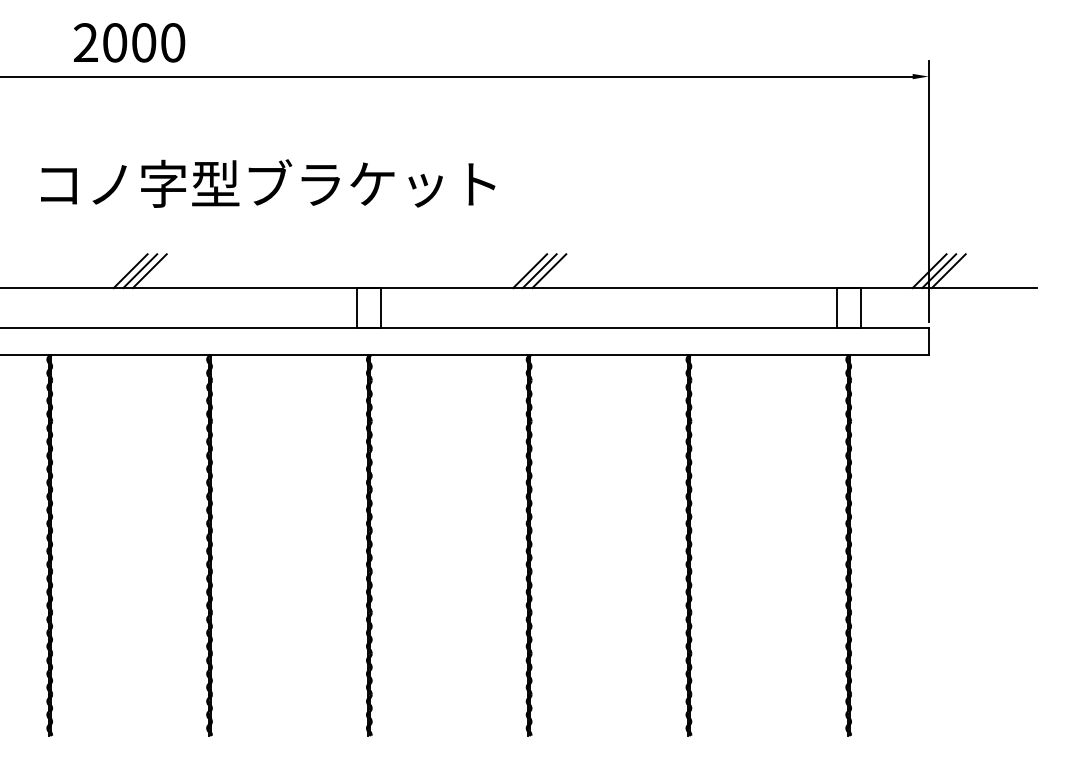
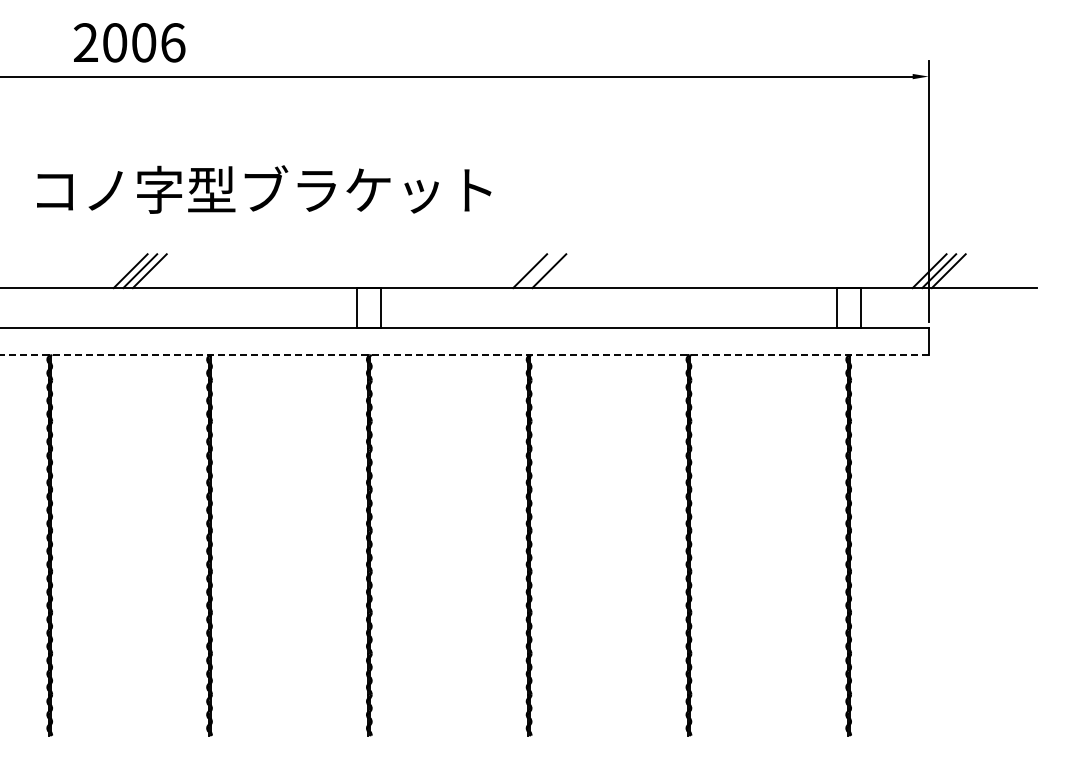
text: 2000 -> 2006 (173, 42)
text position: (268, 183) -> (264, 189) (264, 189)
line: present -> none (539, 271)
line: solid -> dashed (463, 354)
